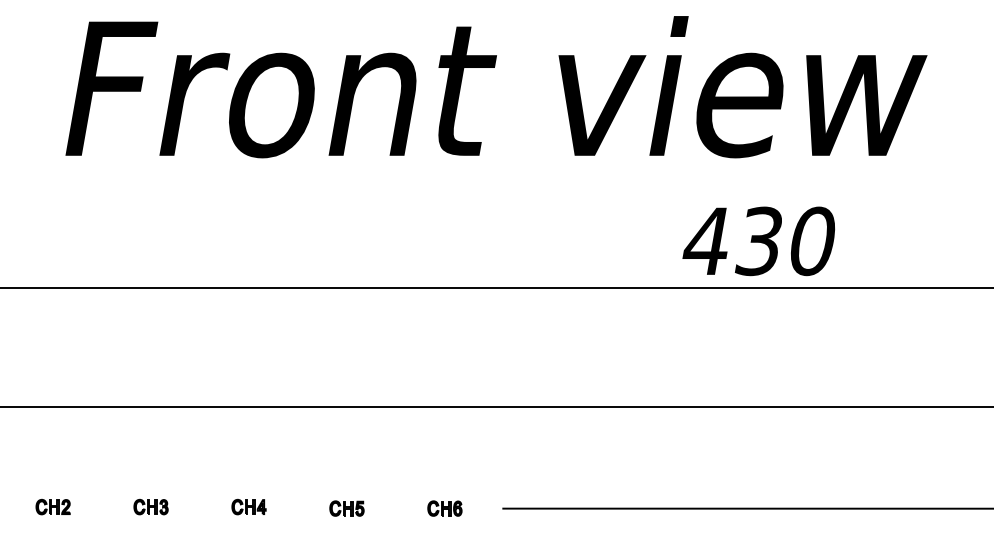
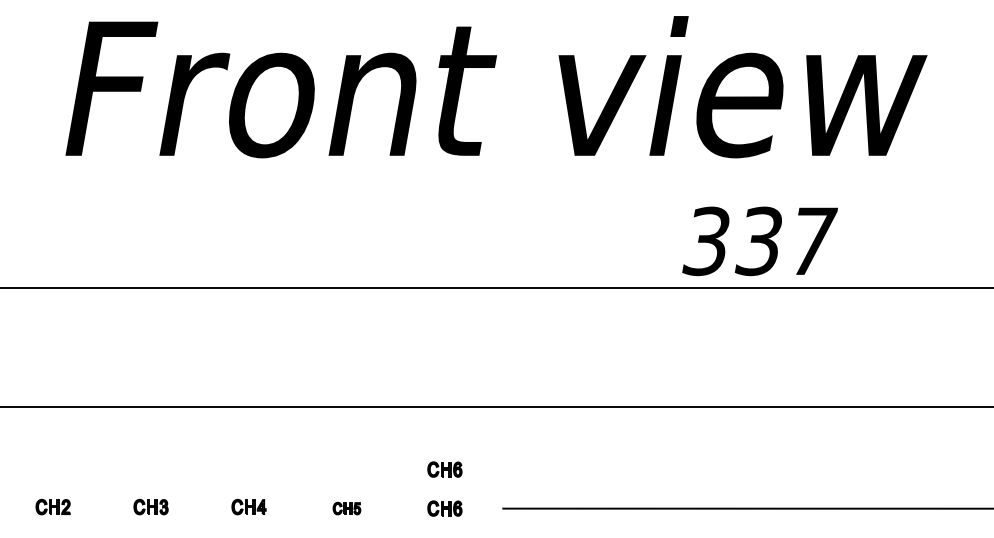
text: 430 -> 337 (759, 241)
part: none -> present (444, 469)
part size: 36x17 px -> 30x15 px (346, 508)
